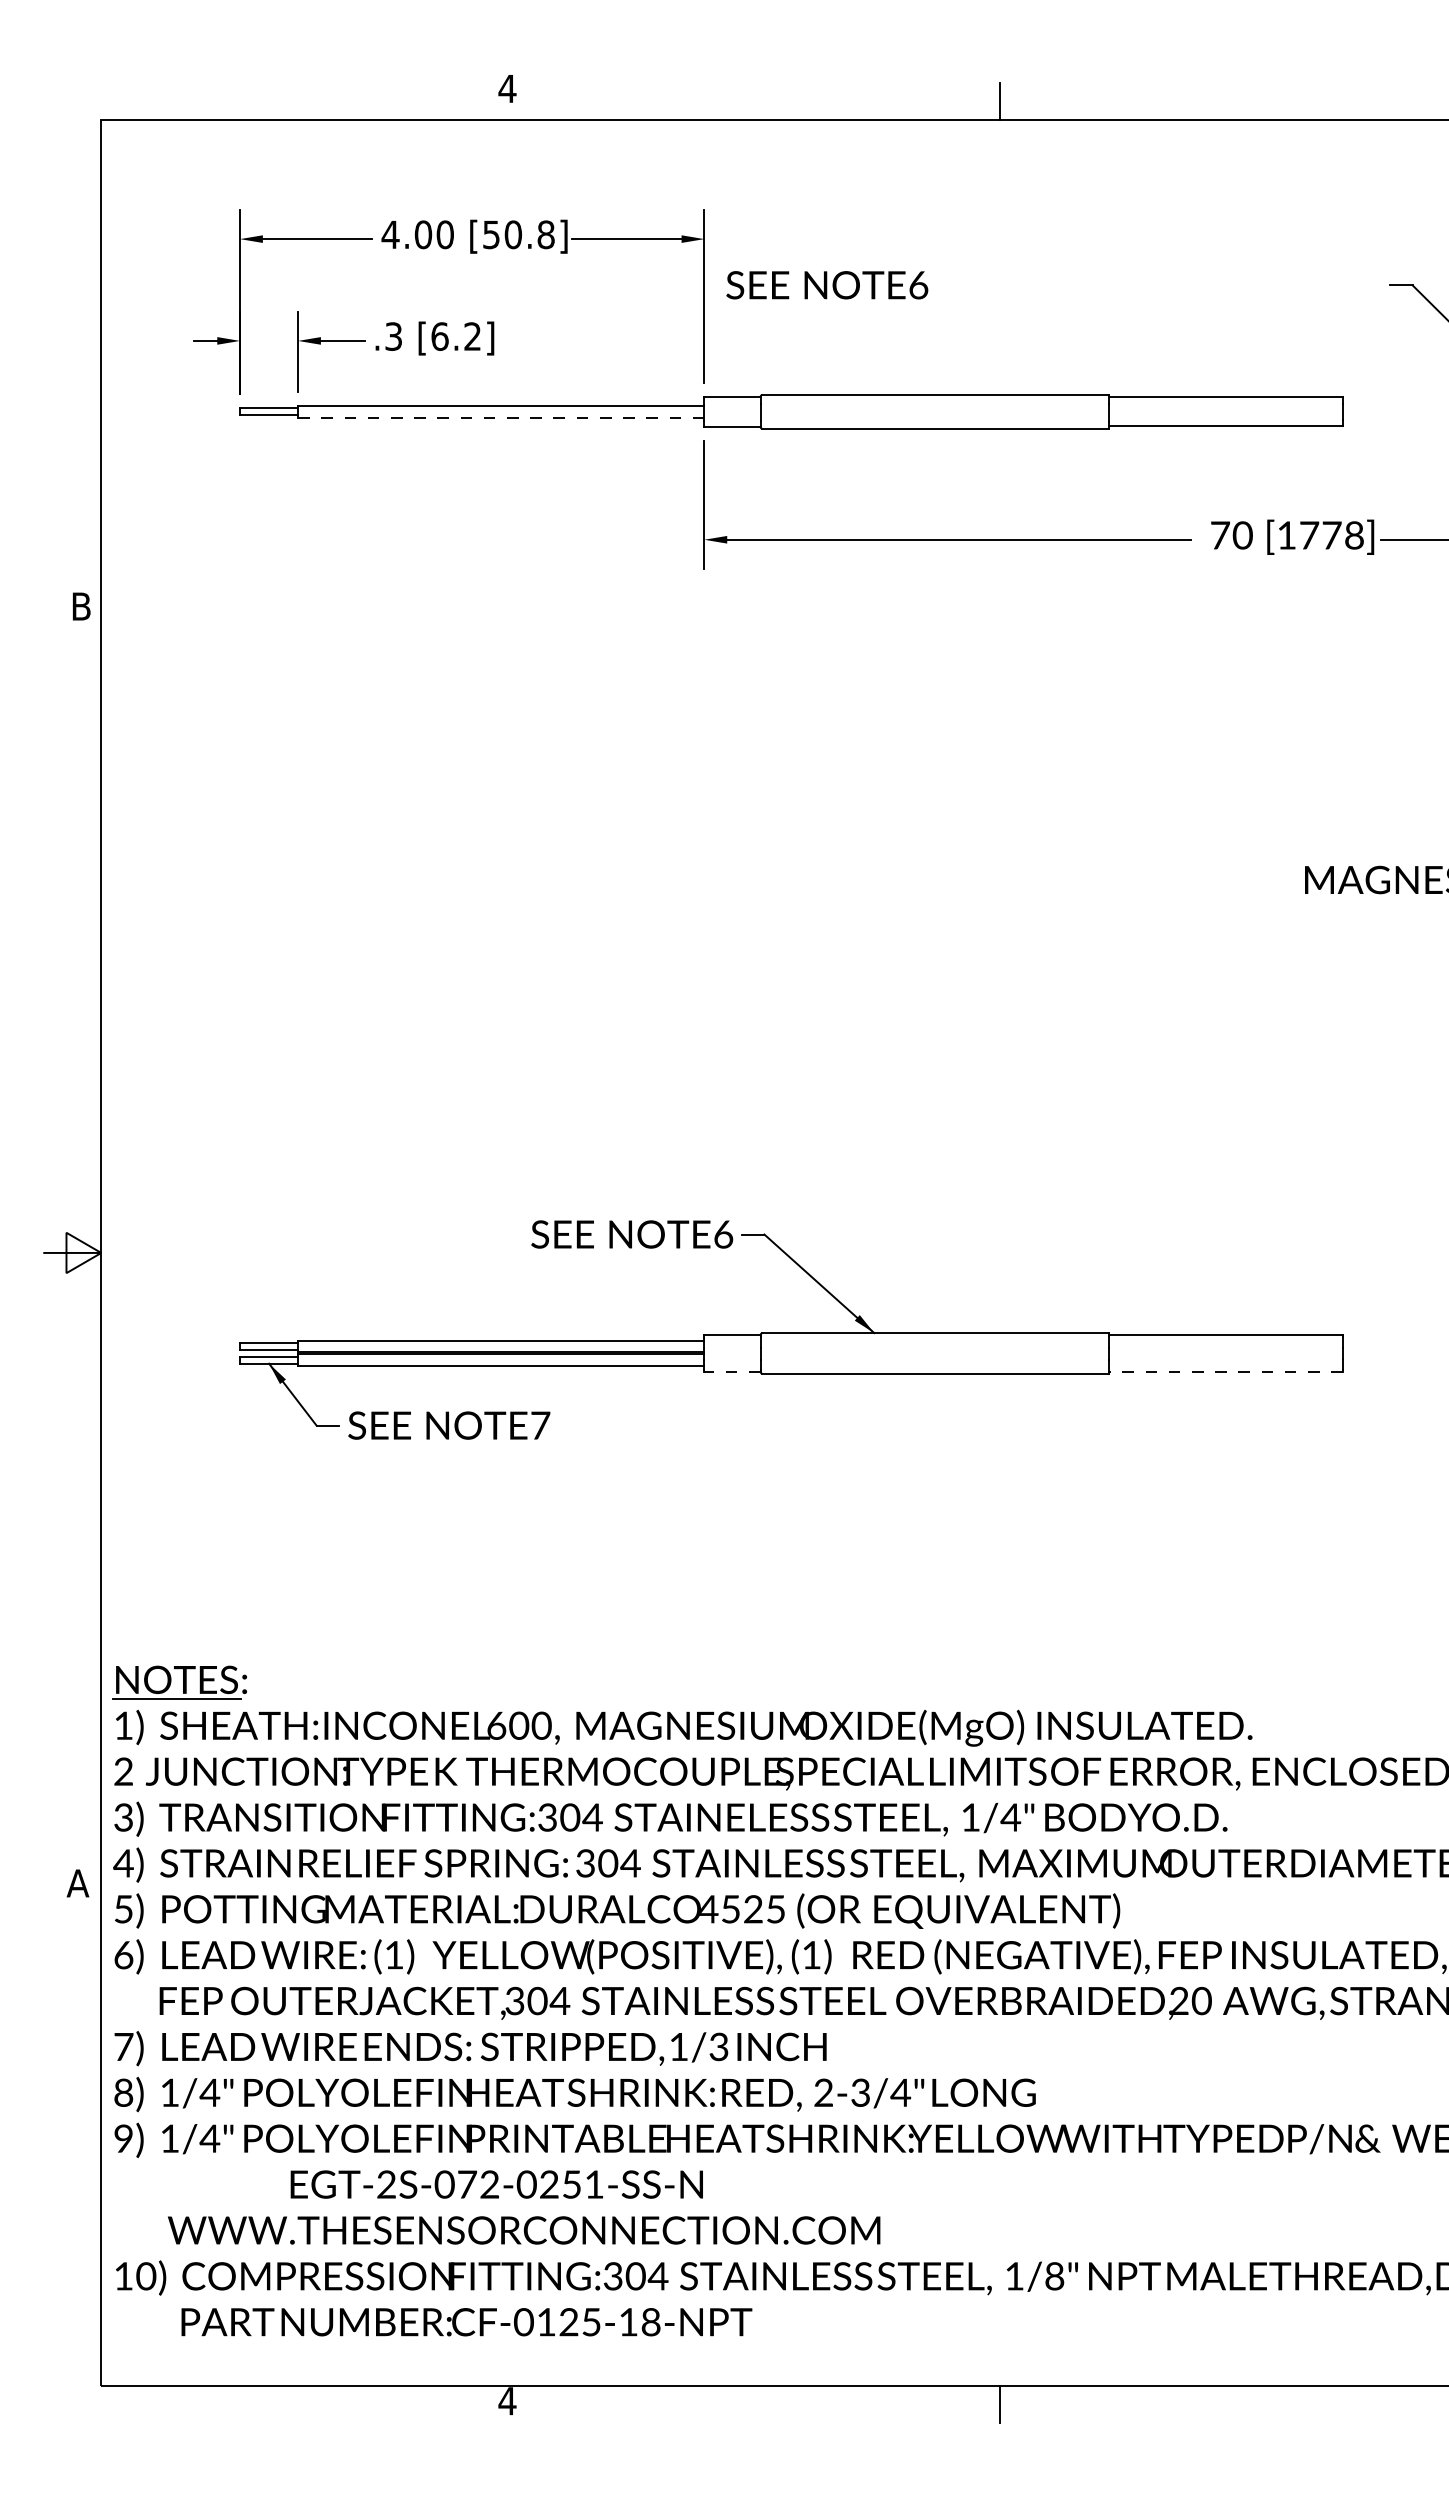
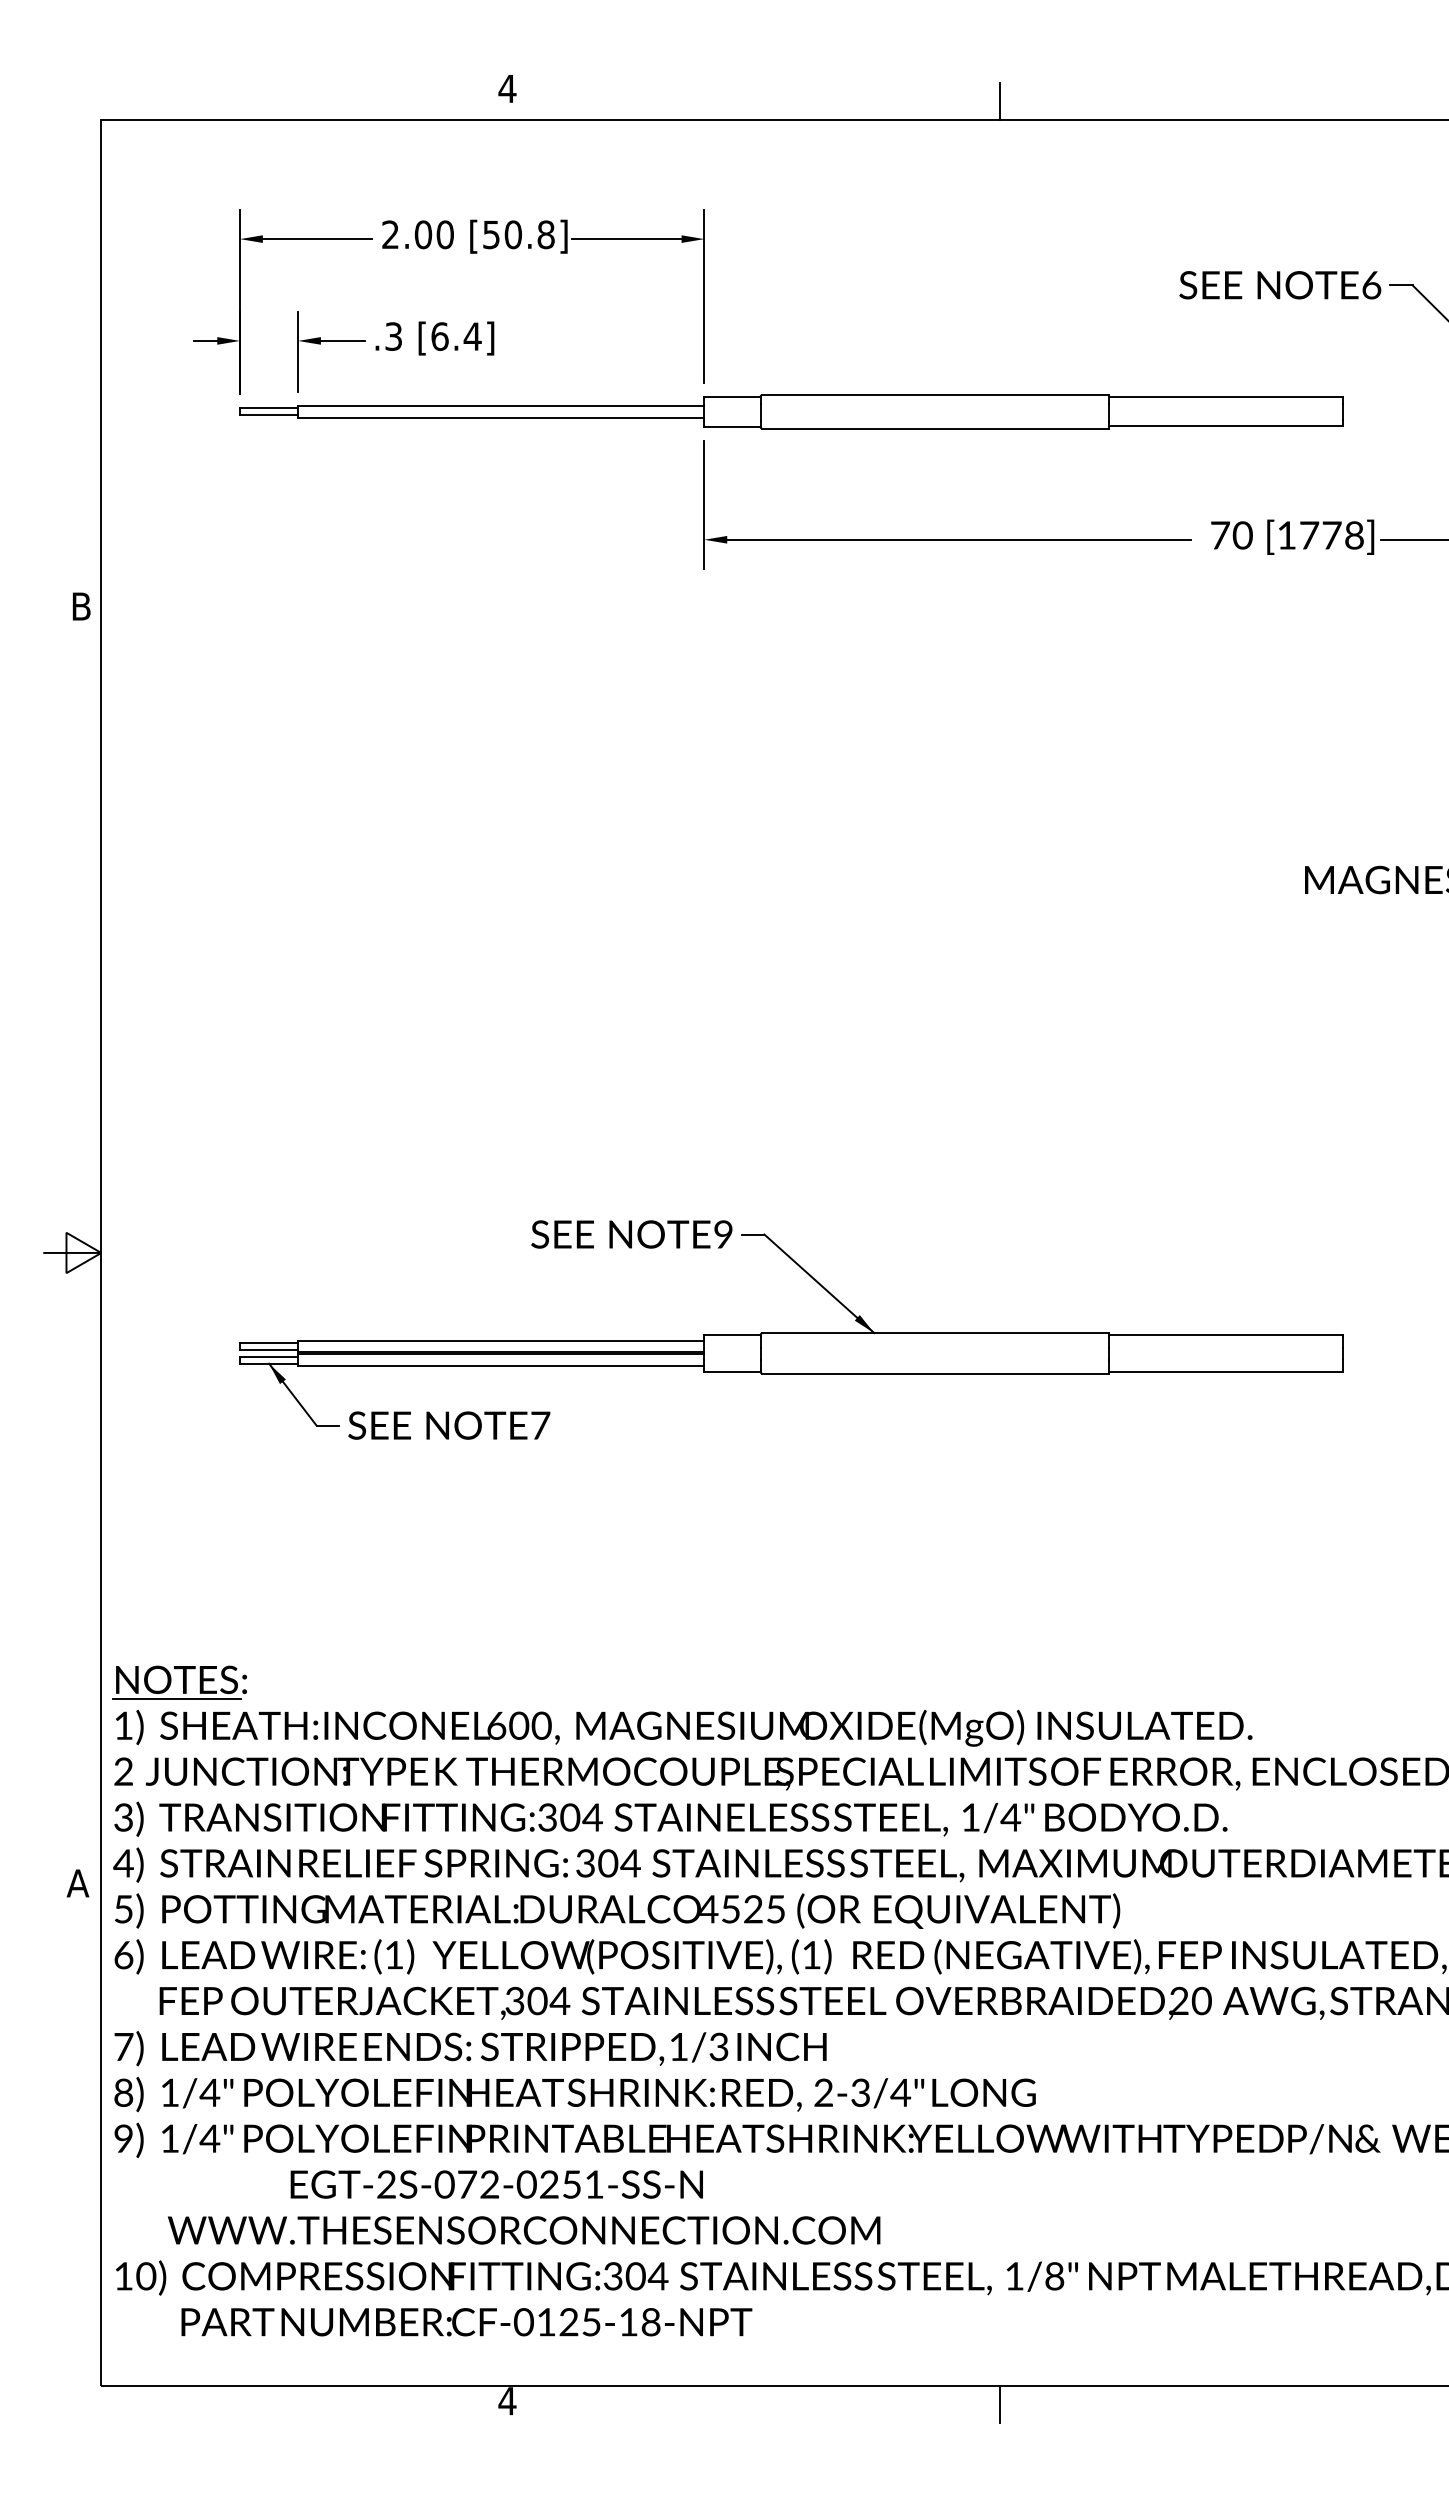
text: 4.00 -> 2.00 (390, 234)
text position: (827, 285) -> (1280, 285) (1280, 285)
text: [6.2] -> [6.4] (472, 336)
line: dashed -> solid (500, 417)
text: 6 -> 9 (723, 1234)
line: dashed -> solid (732, 1371)
line: dashed -> solid (1225, 1371)
